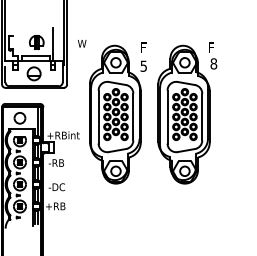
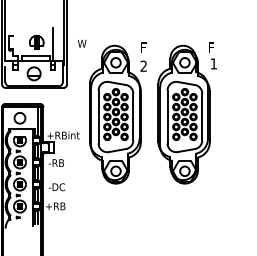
text: 8 -> 1 (213, 63)
text: 5 -> 2 (143, 65)
